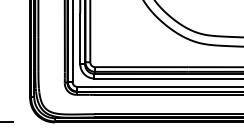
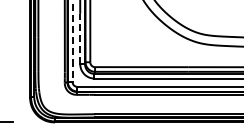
line: solid -> dashed (80, 38)
line: solid -> dashed (72, 41)
